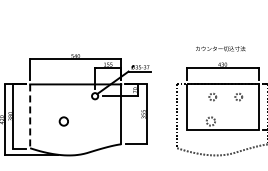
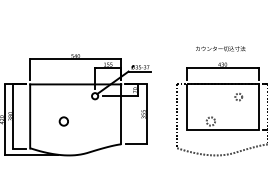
circle: present -> none (212, 97)
line: dashed -> solid (30, 116)
